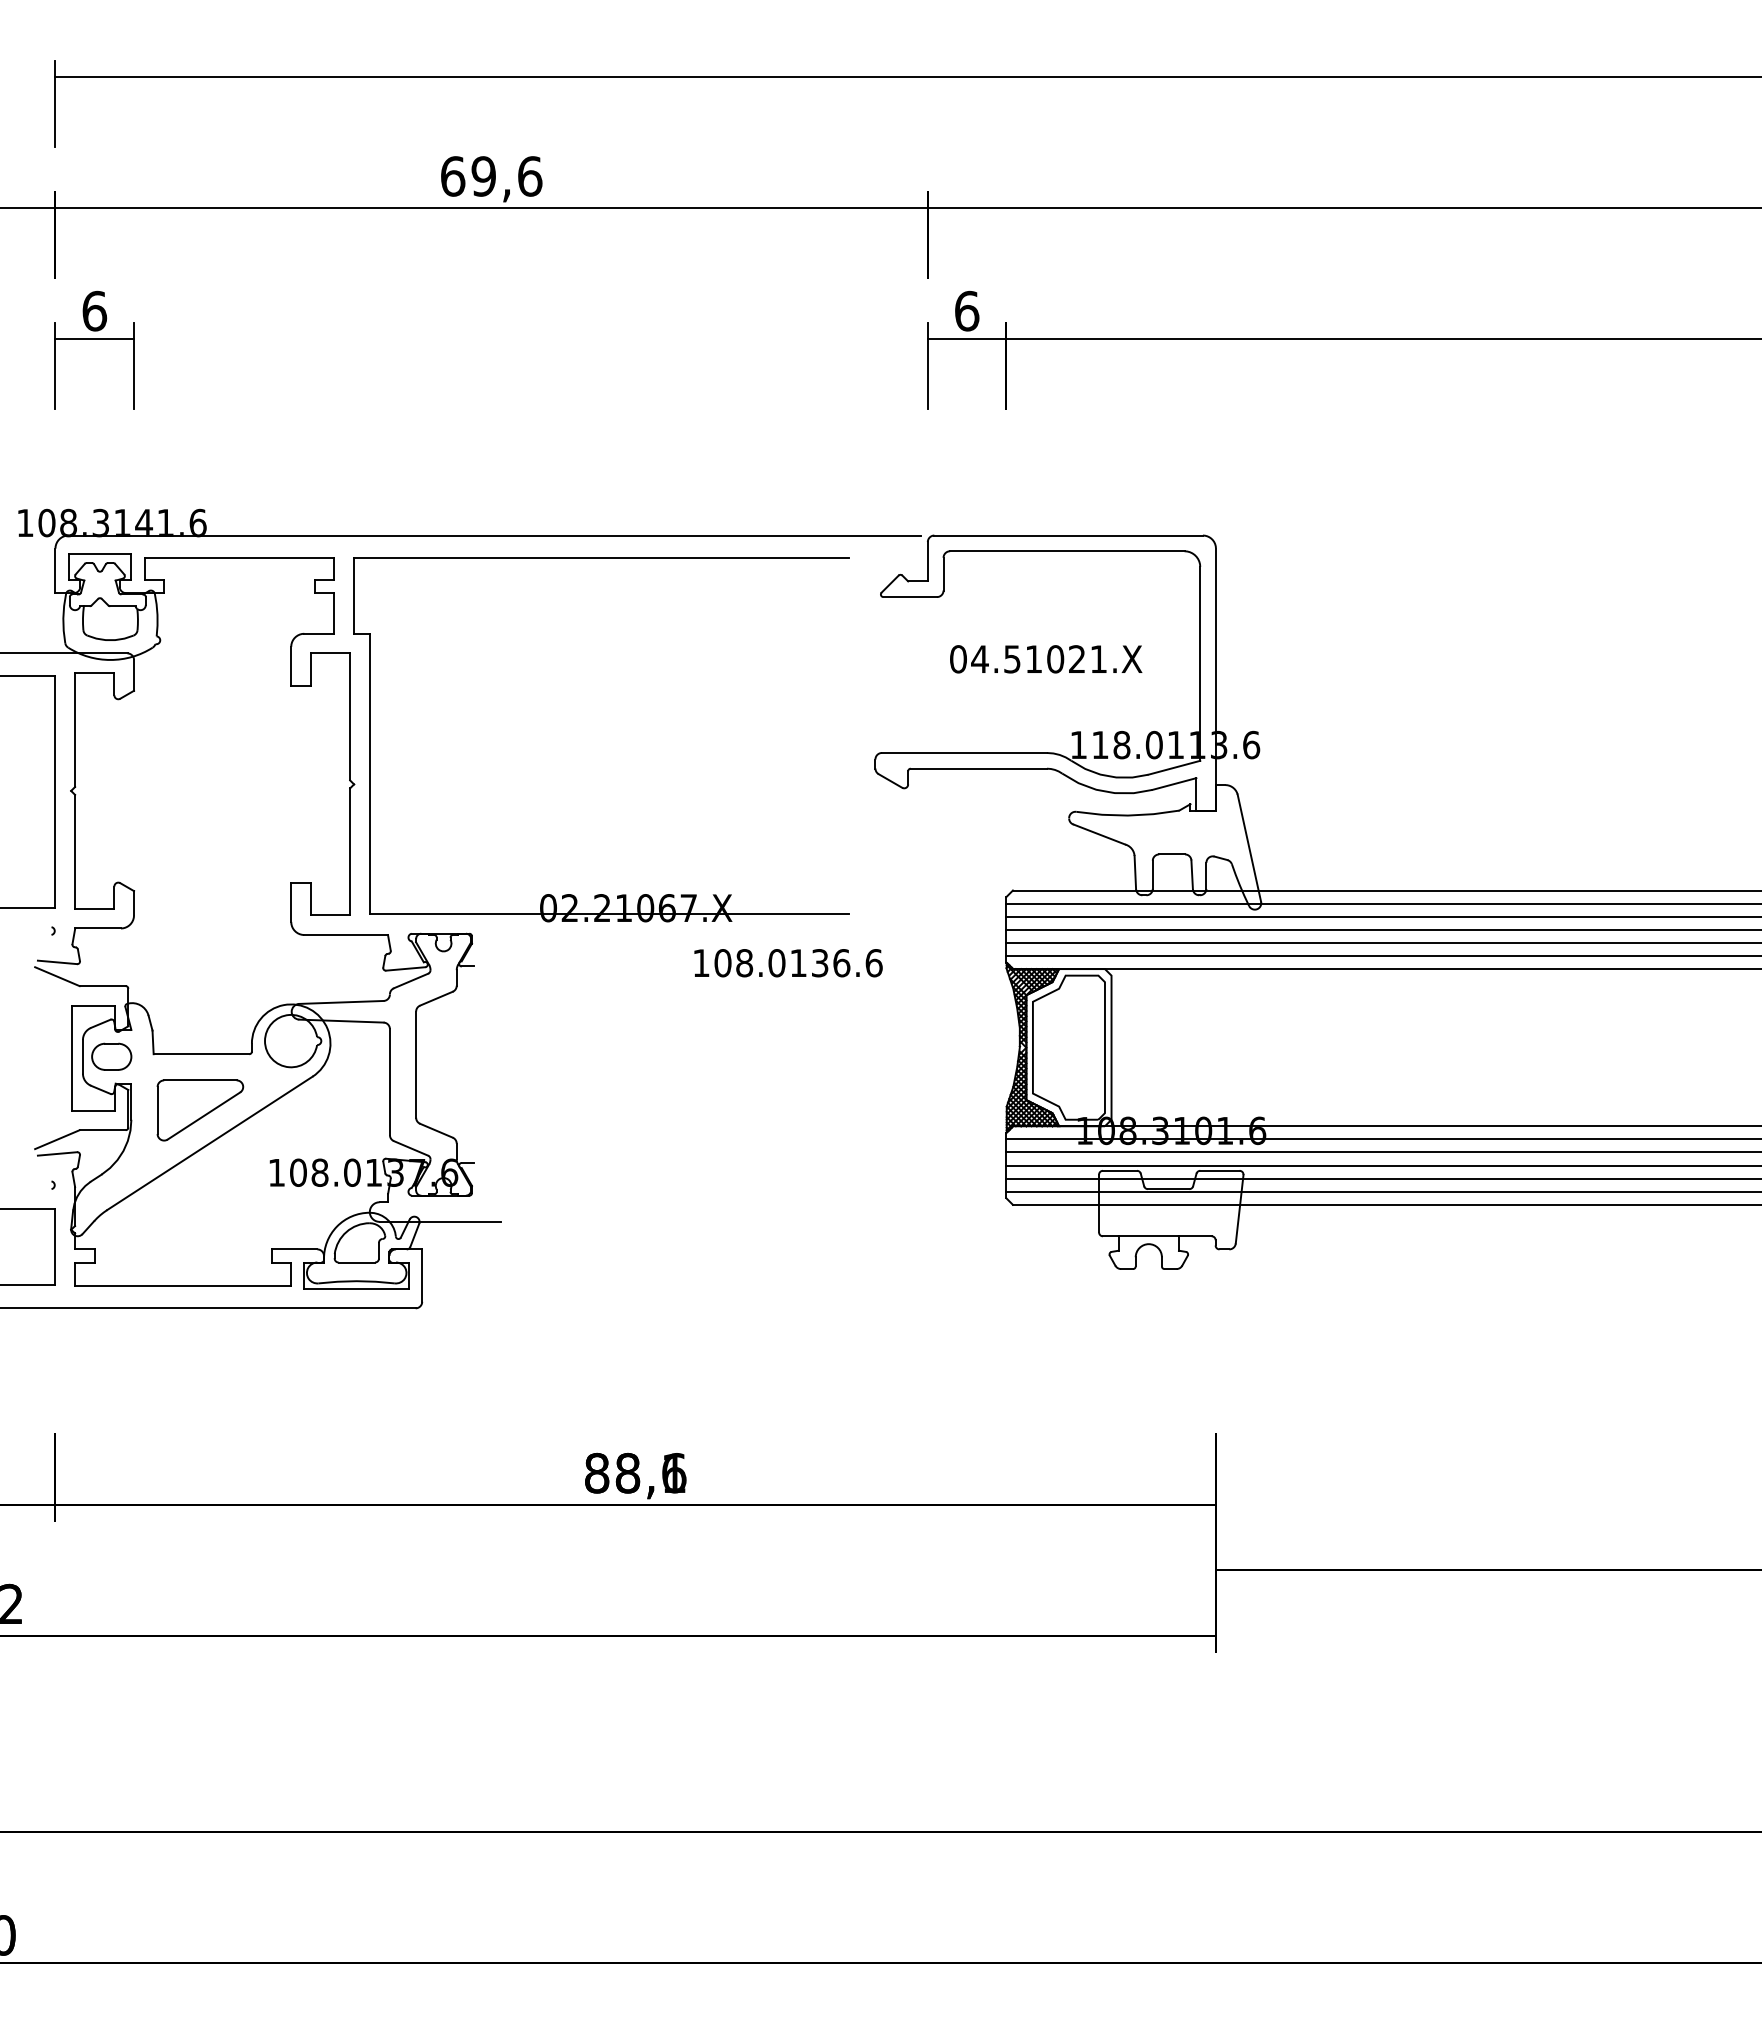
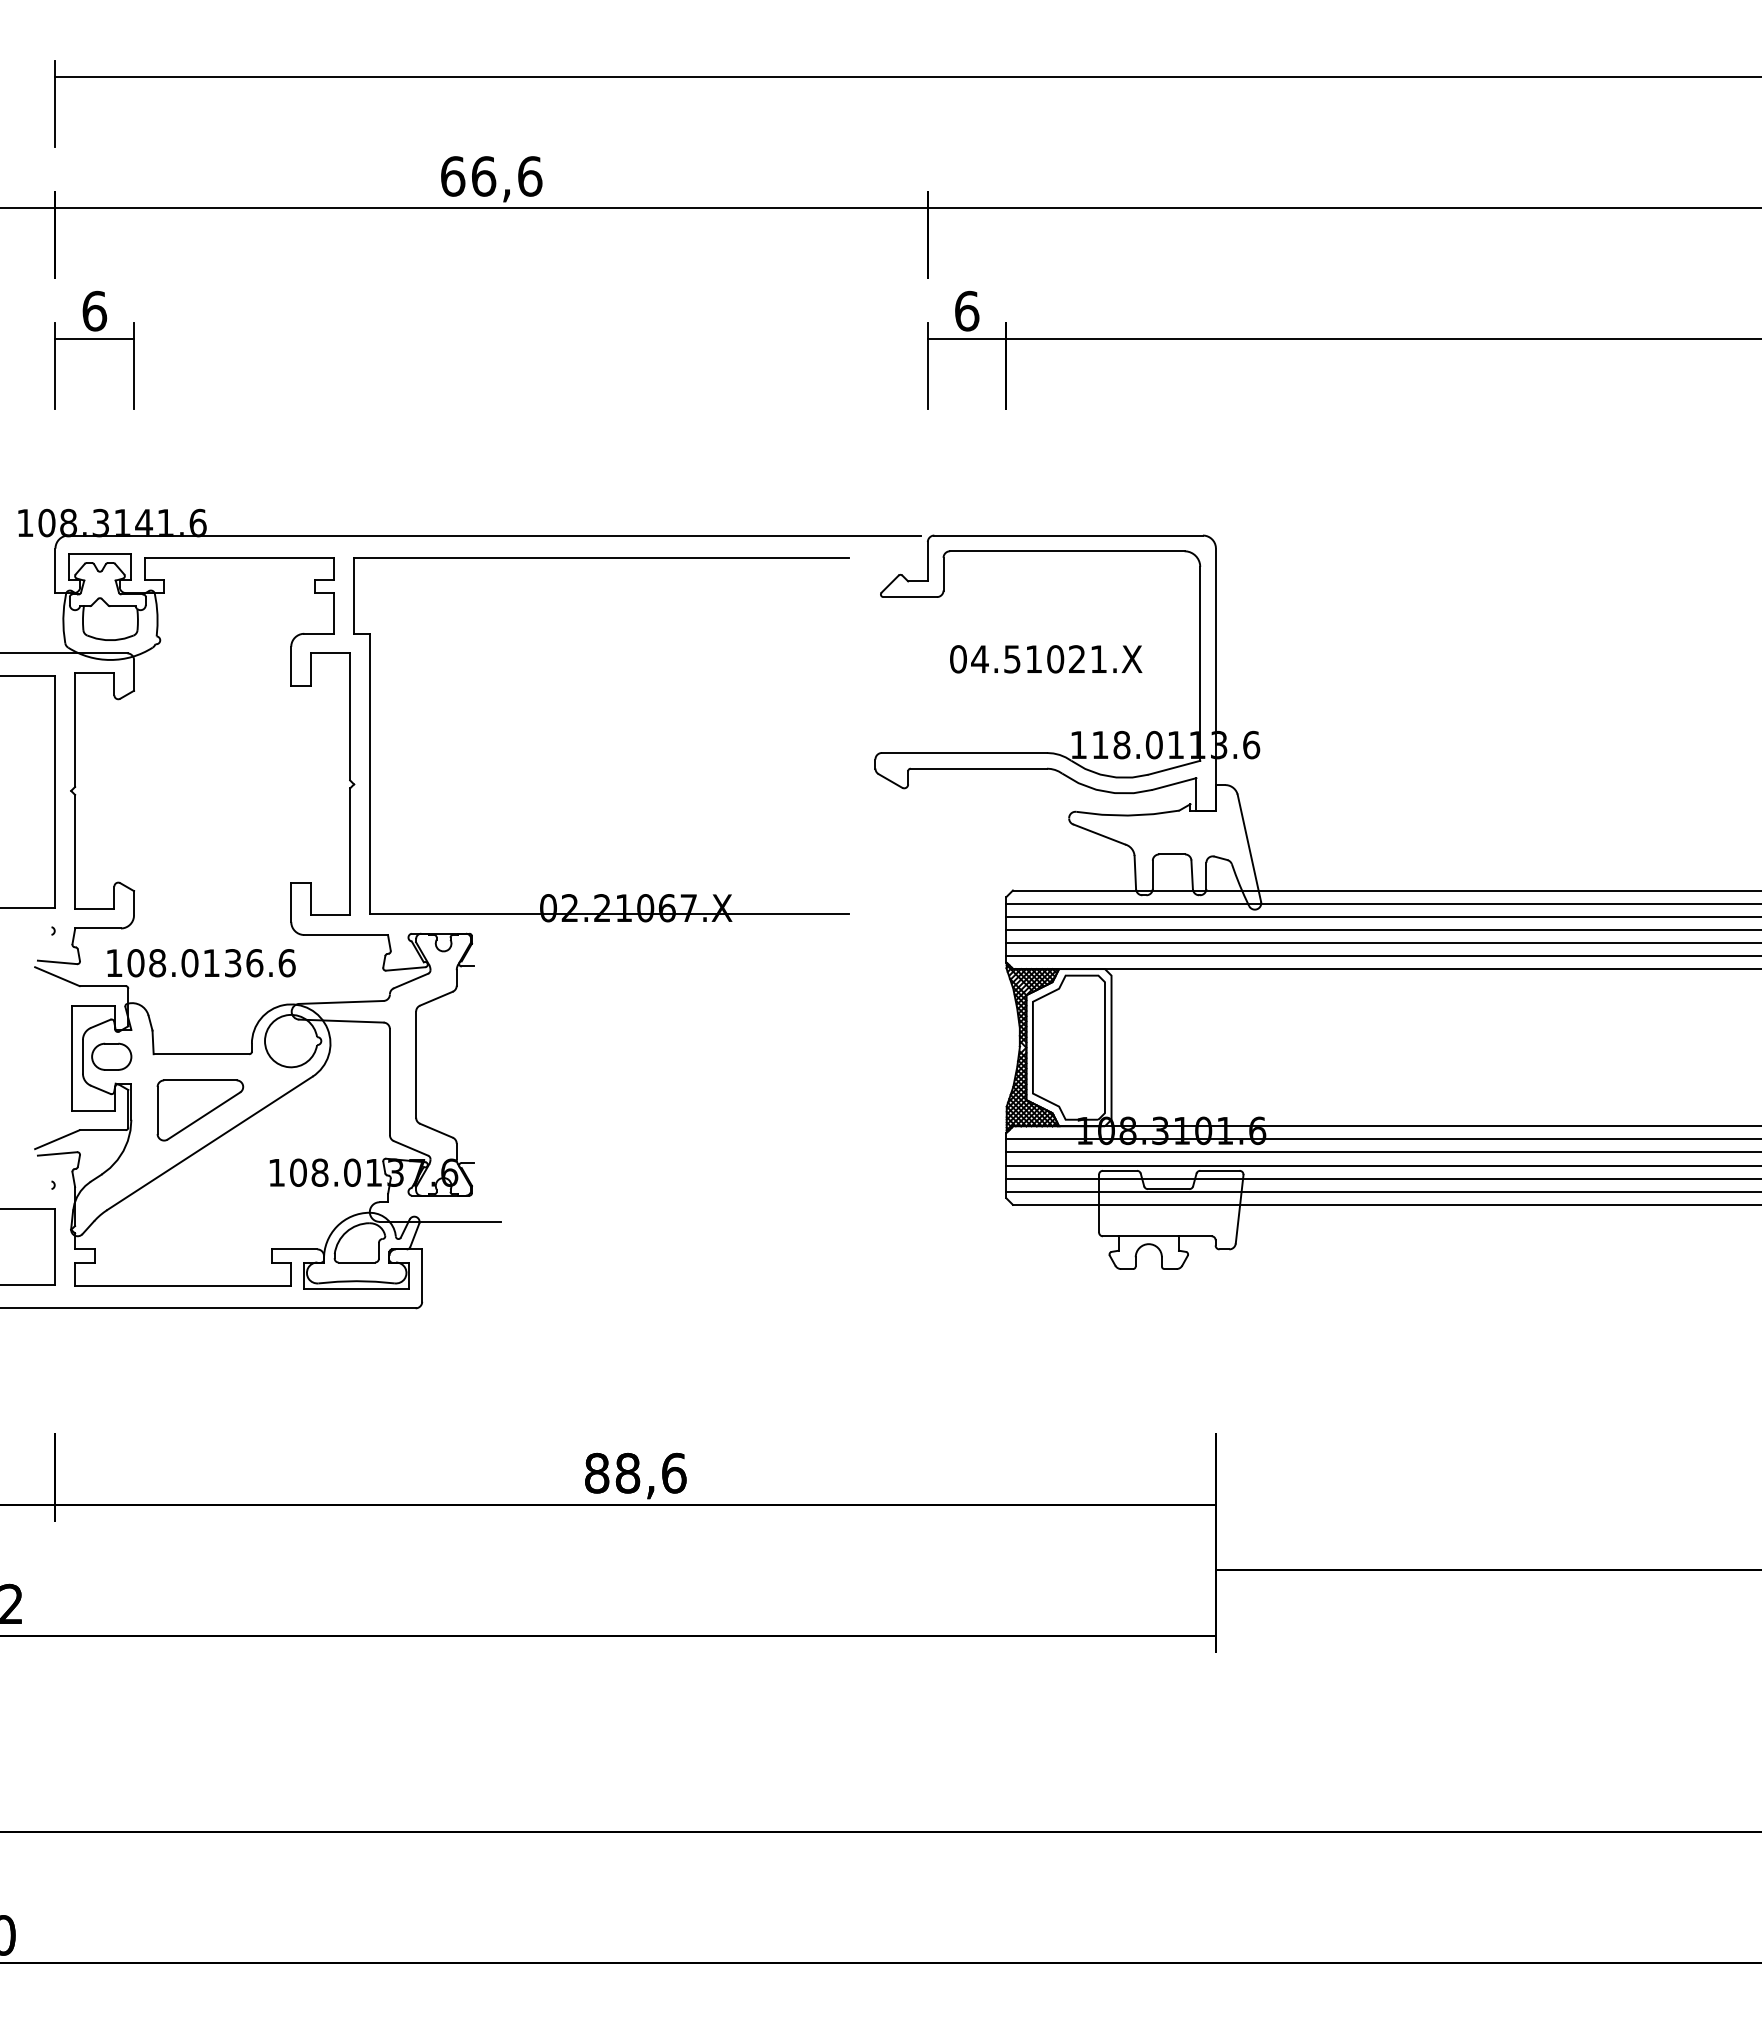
text: 69,6 -> 66,6 (483, 176)
text position: (788, 963) -> (201, 963) (201, 963)
text: 88,1 -> 88,6 (674, 1473)
